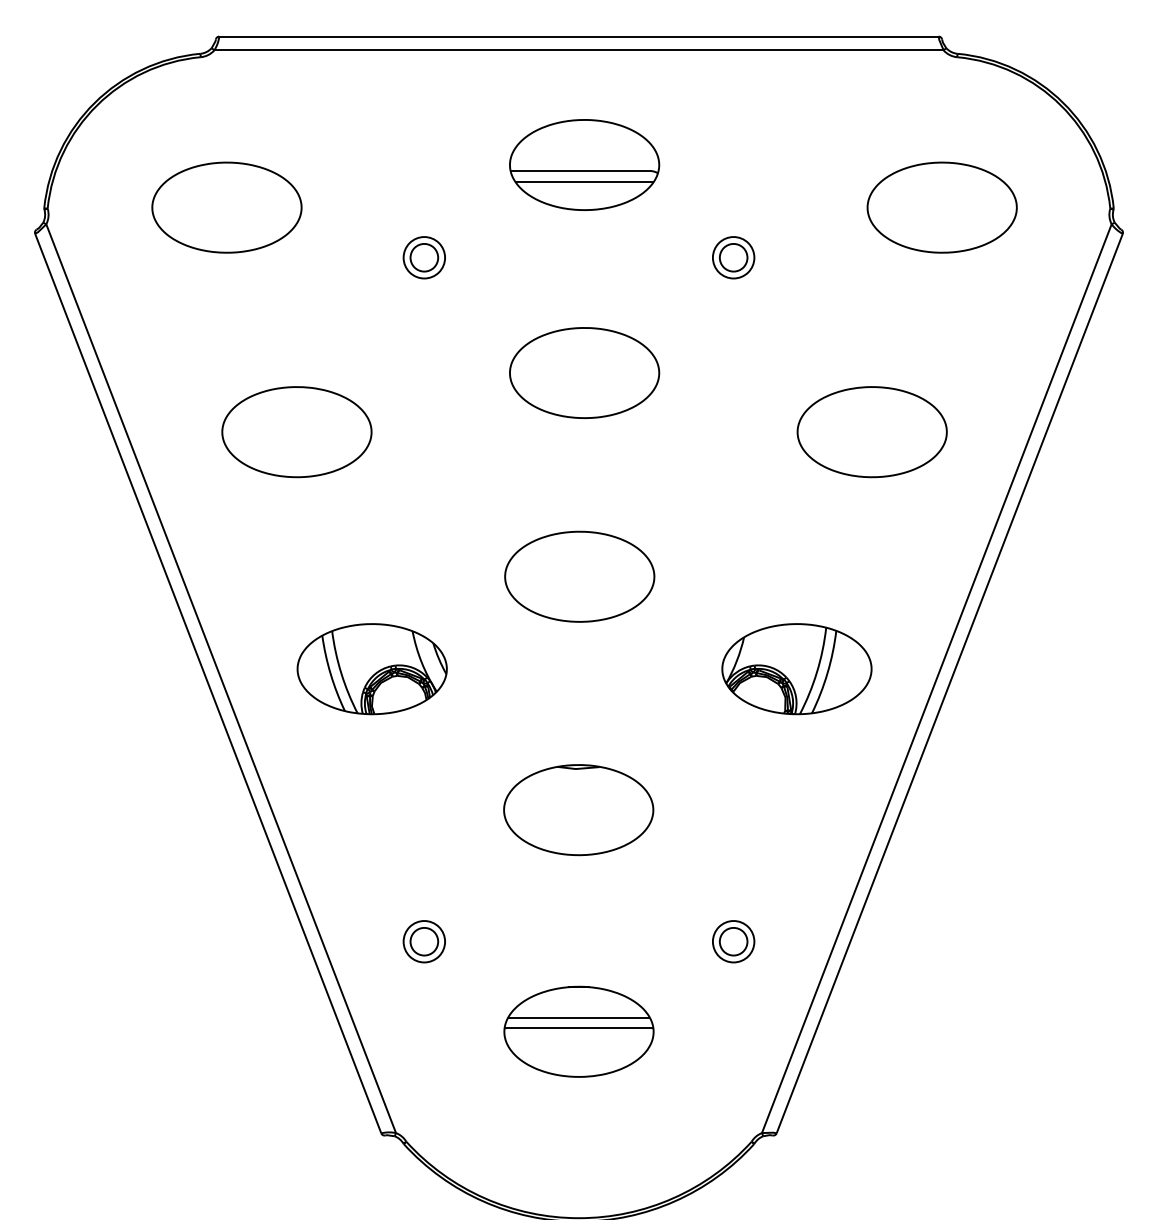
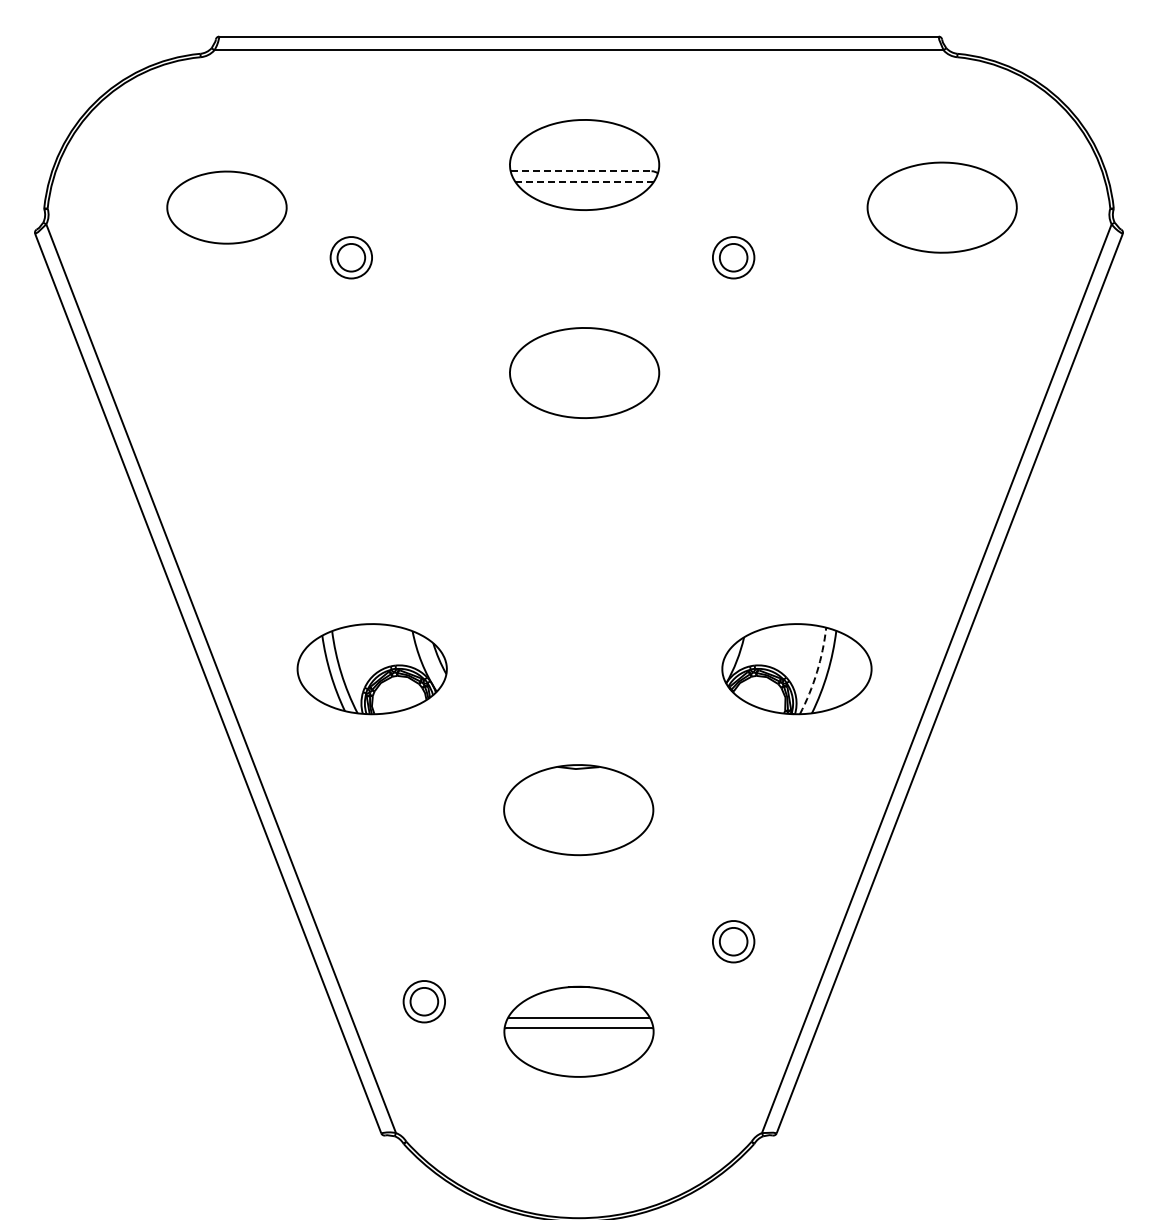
line: solid -> dashed (581, 171)
line: solid -> dashed (584, 181)
part size: 152x93 px -> 122x75 px (226, 207)
part position: (423, 257) -> (350, 257) (350, 257)
part: present -> none (296, 432)
part: present -> none (871, 432)
part: present -> none (579, 576)
line: solid -> dashed (817, 672)
part position: (423, 941) -> (423, 1001) (423, 1001)
